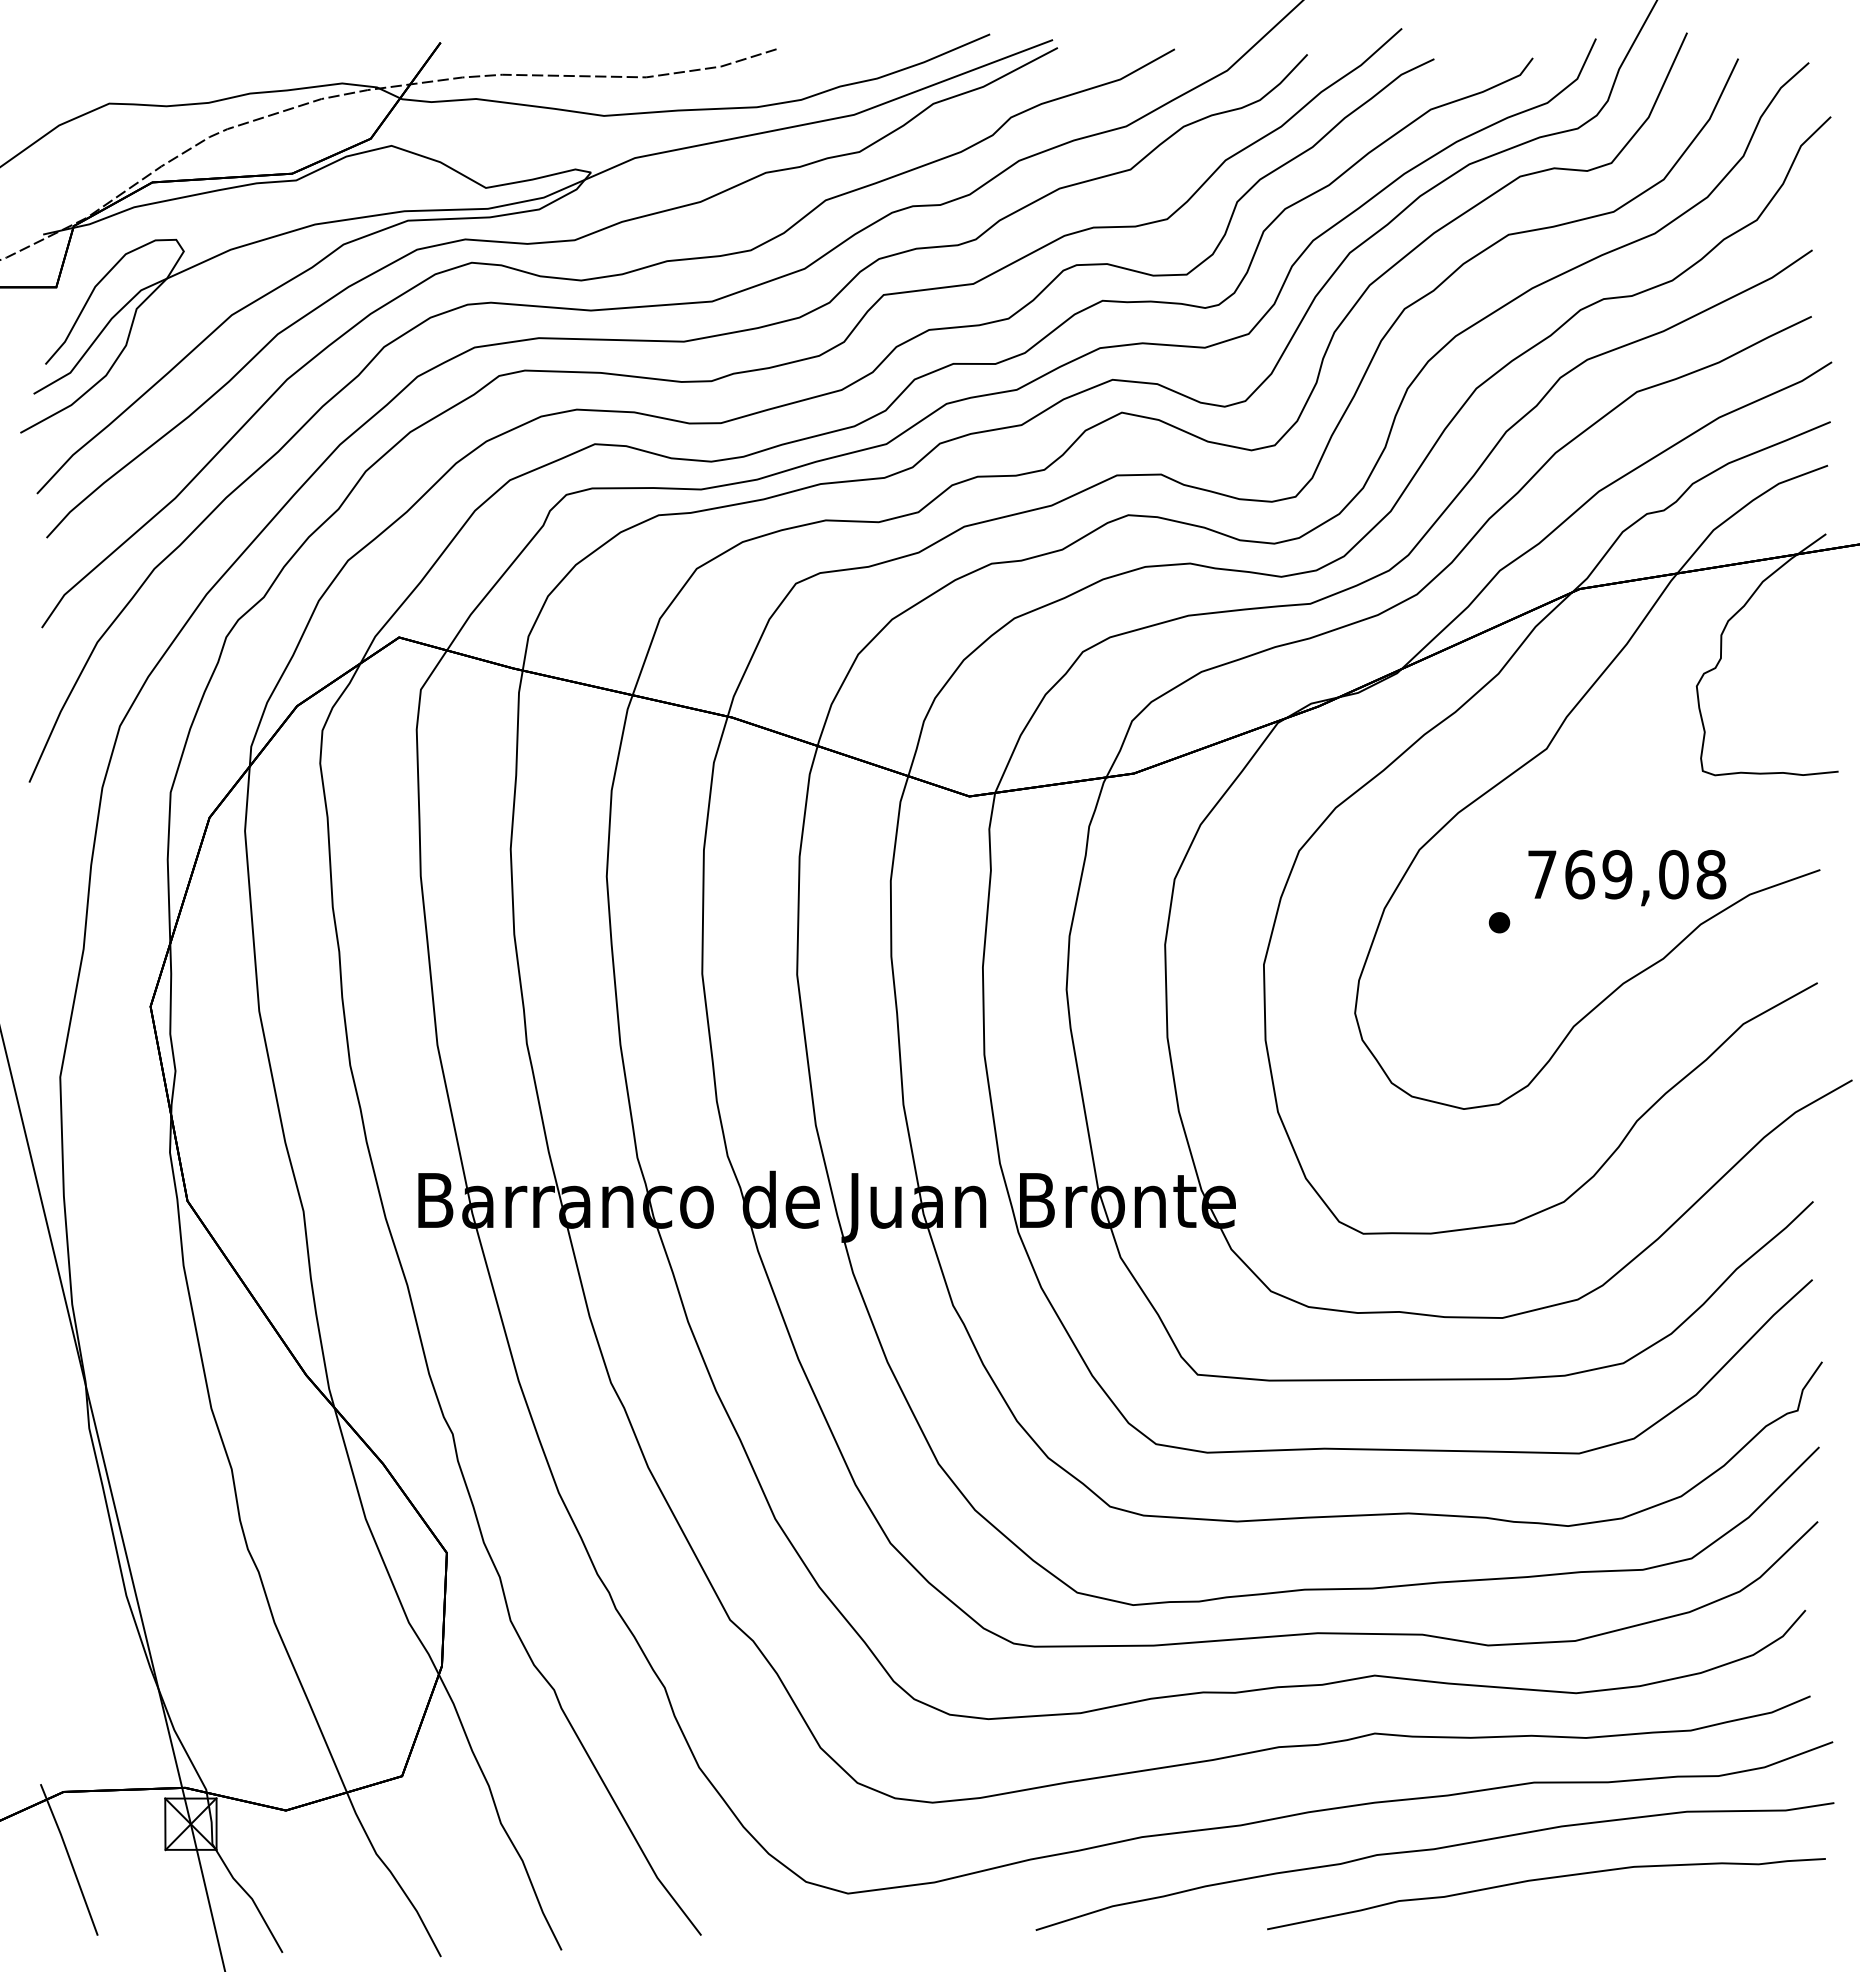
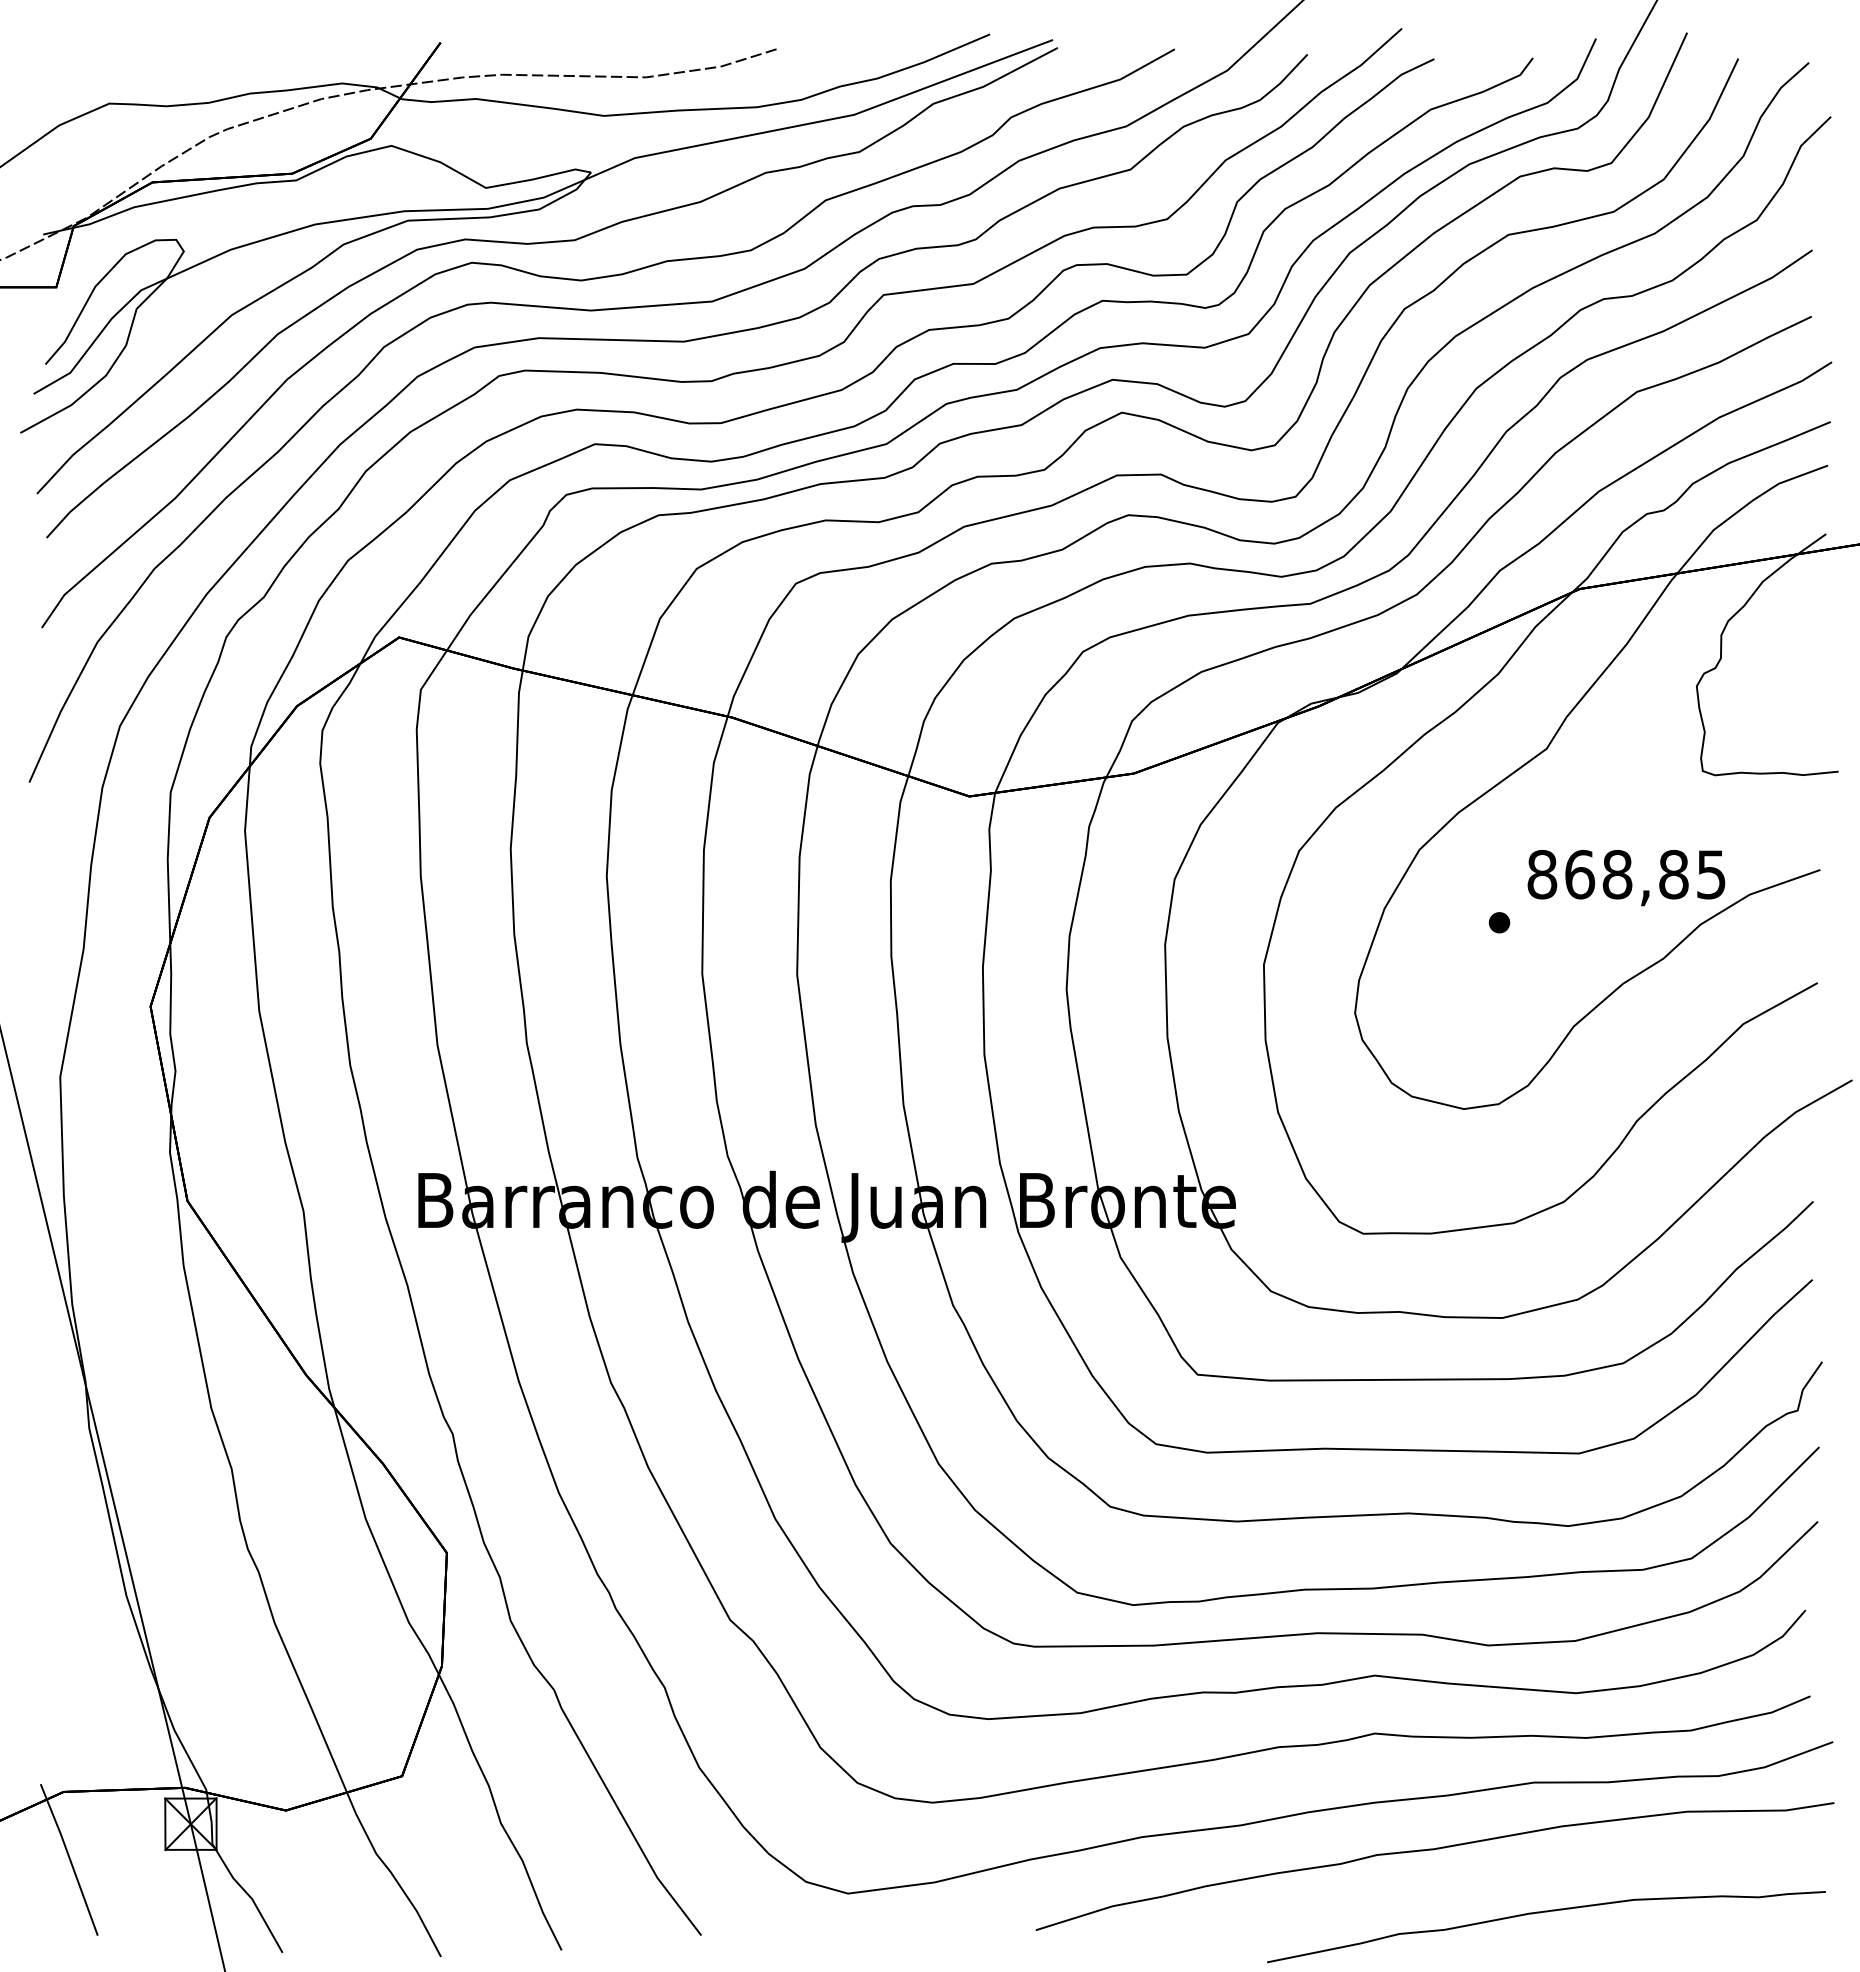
text: 769,08 -> 868,85 (1626, 874)
curve position: (1546, 1879) -> (1546, 1912) (1546, 1912)
